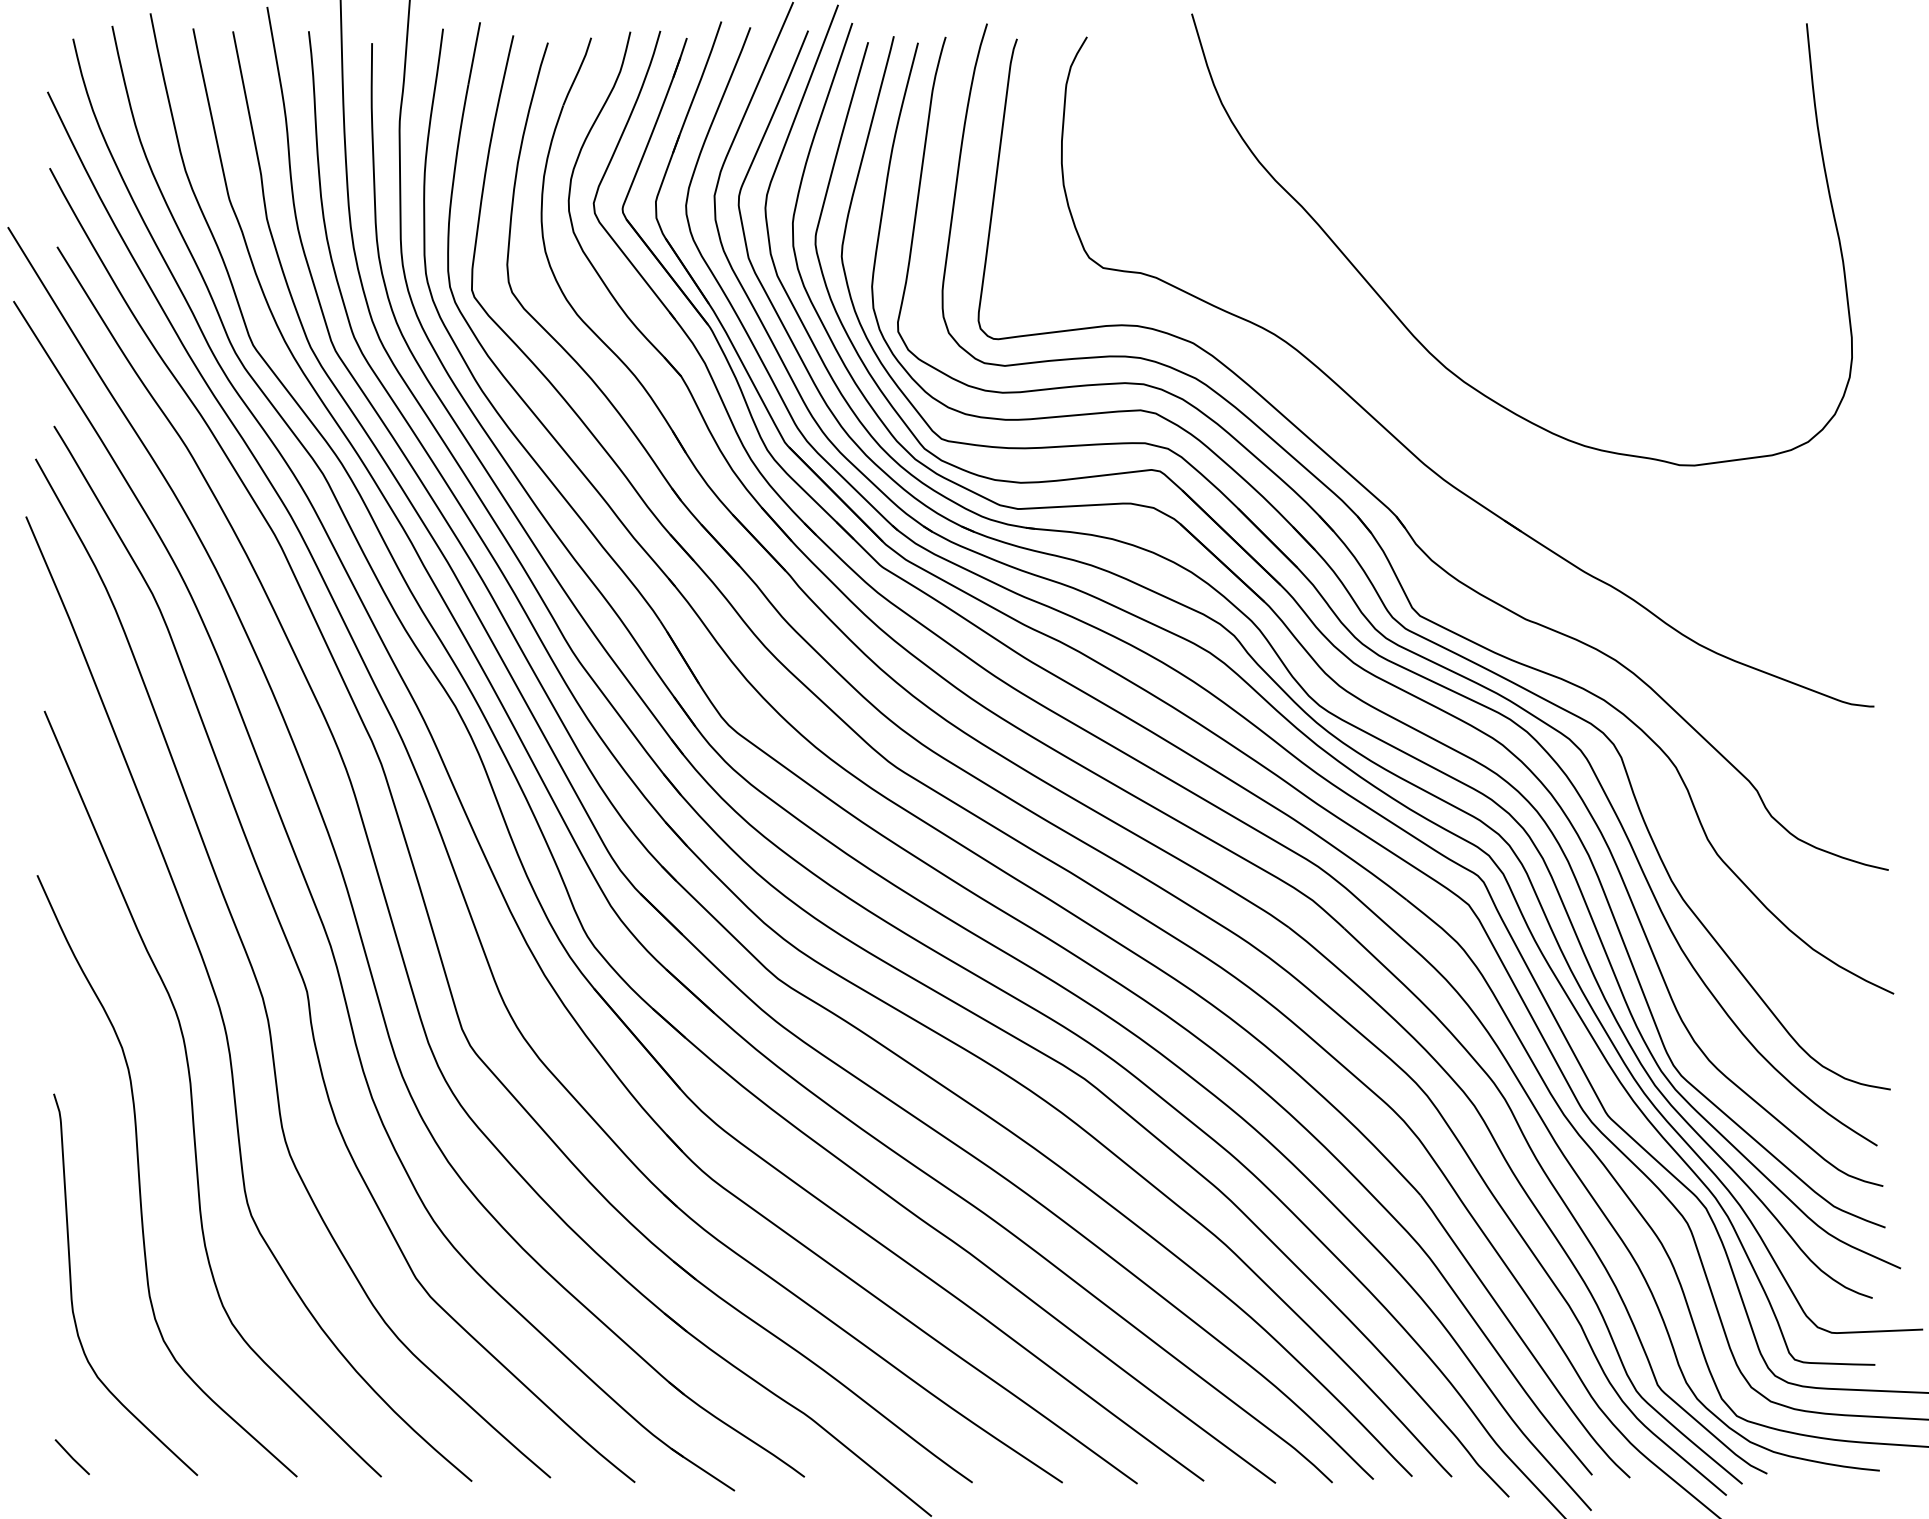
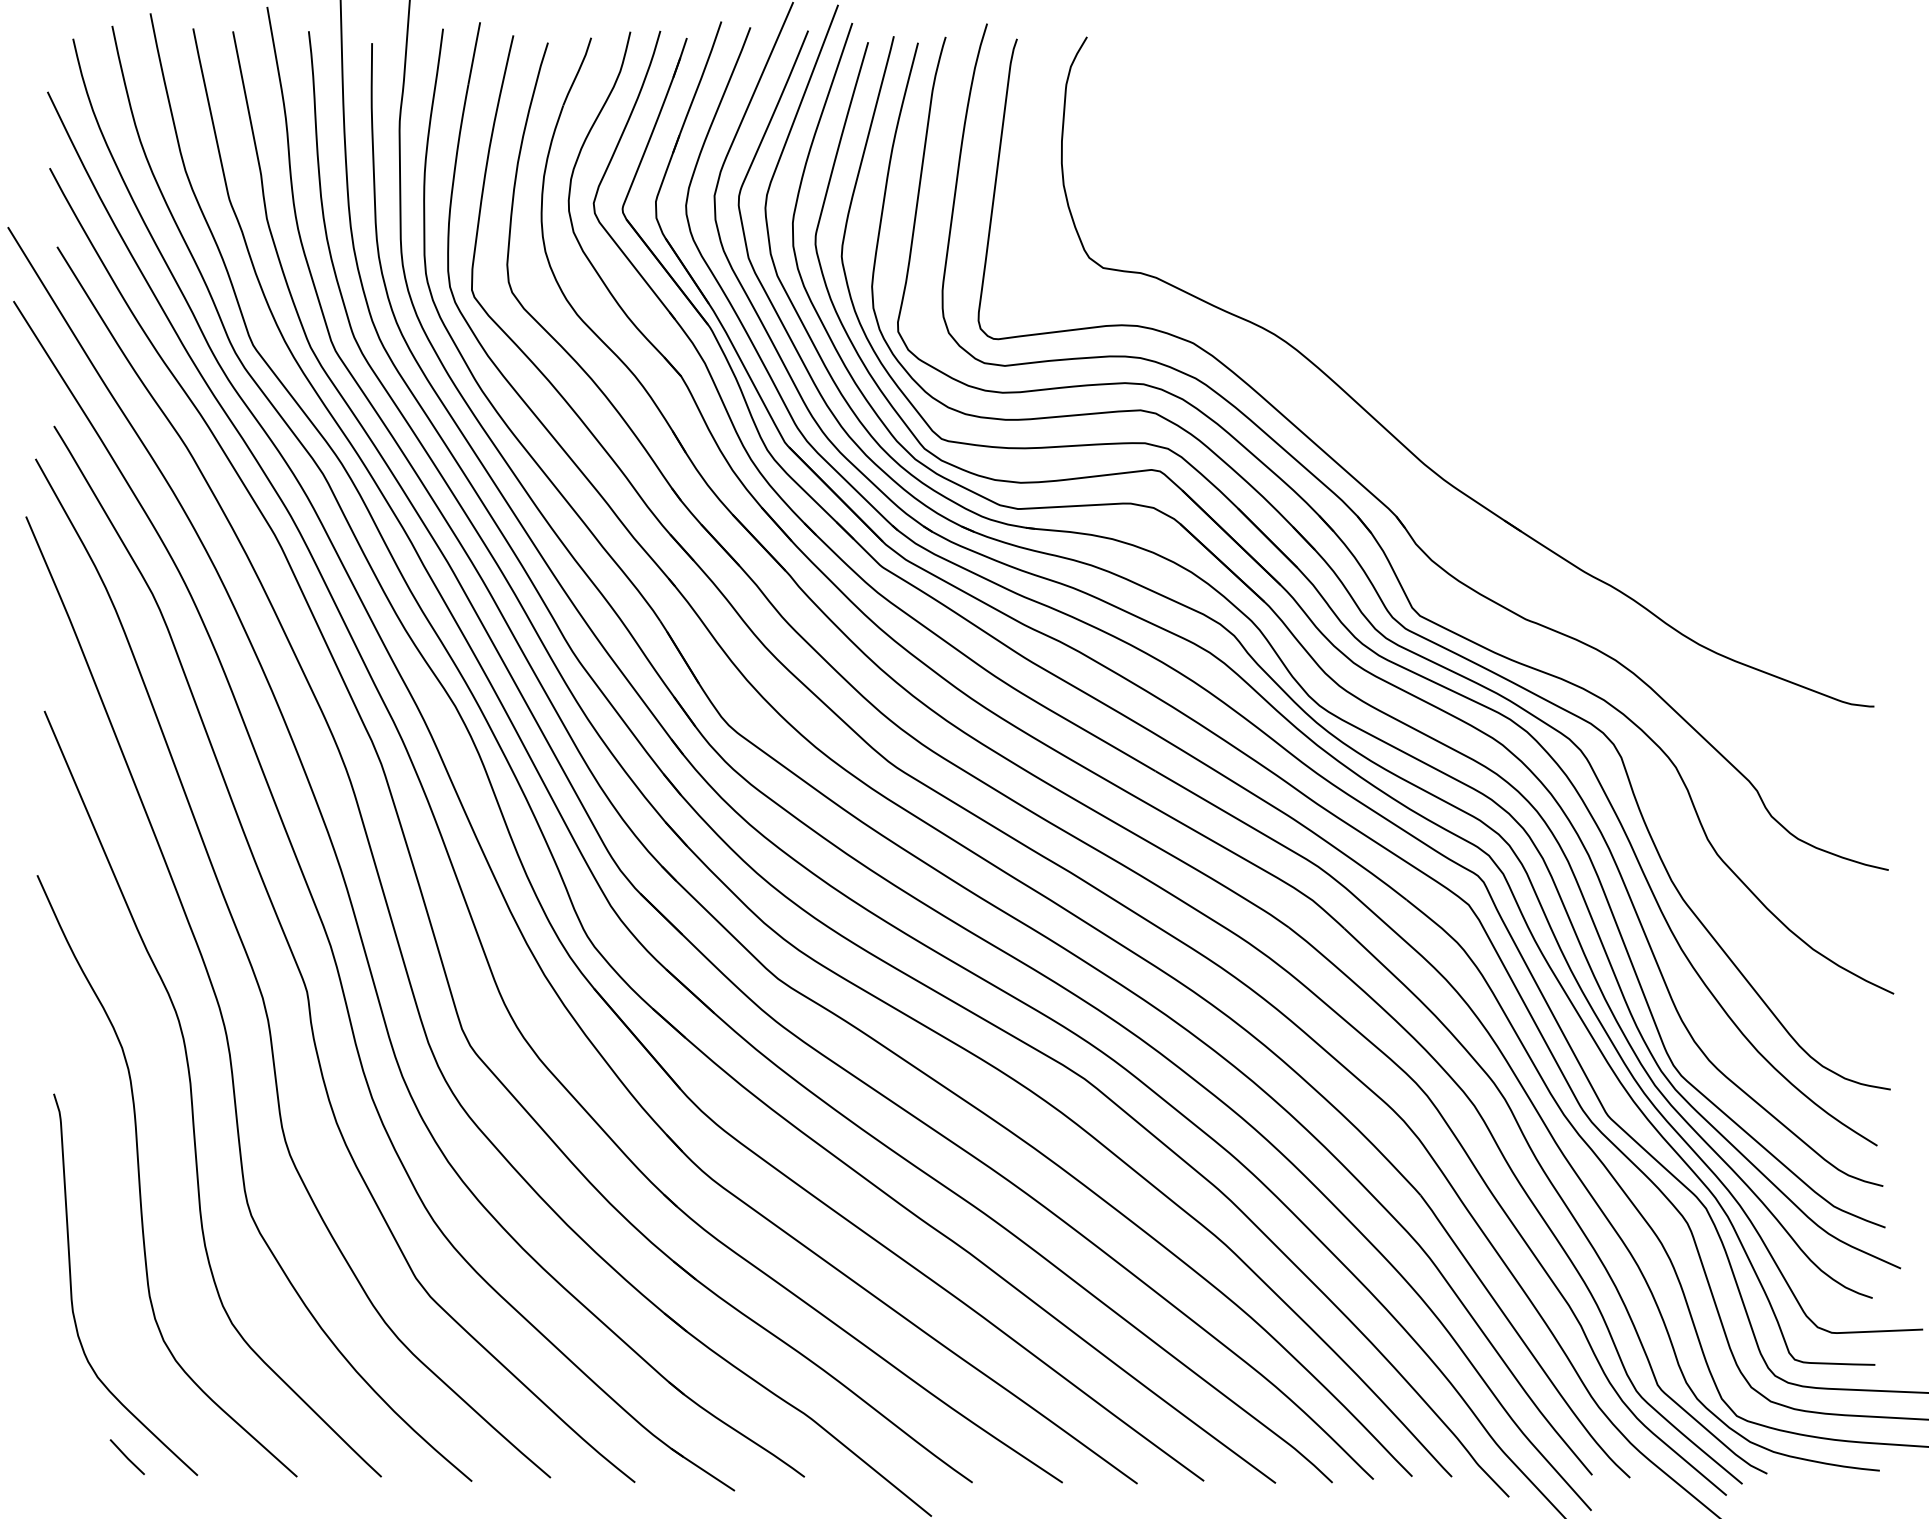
curve: present -> none (1419, 340)
line position: (71, 1456) -> (126, 1456) (126, 1456)
